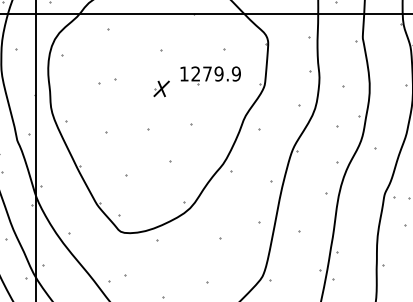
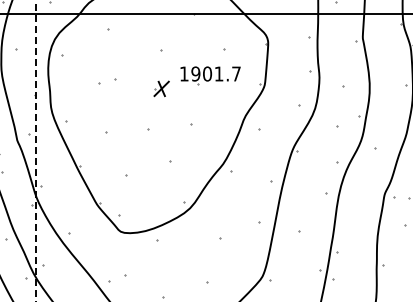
text: 1279.9 -> 1901.7 (215, 73)
line: solid -> dashed (35, 151)
